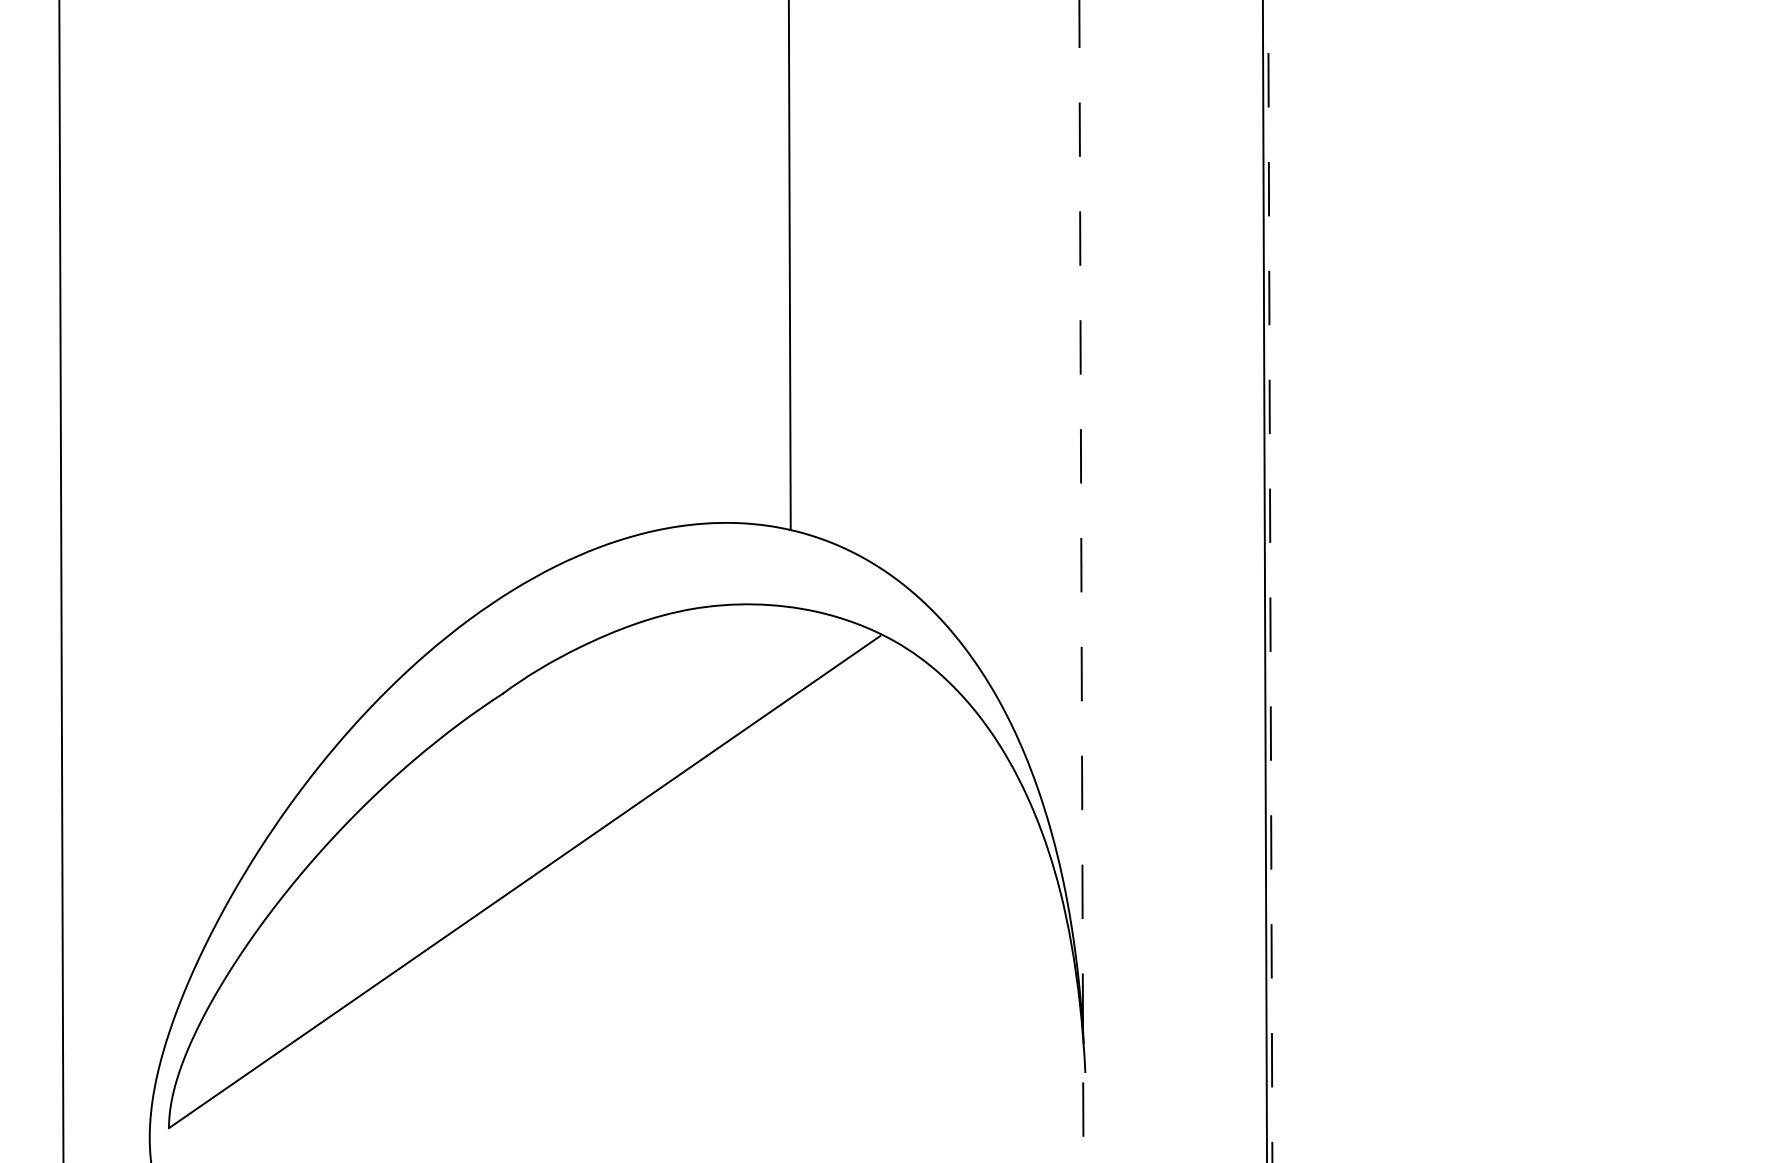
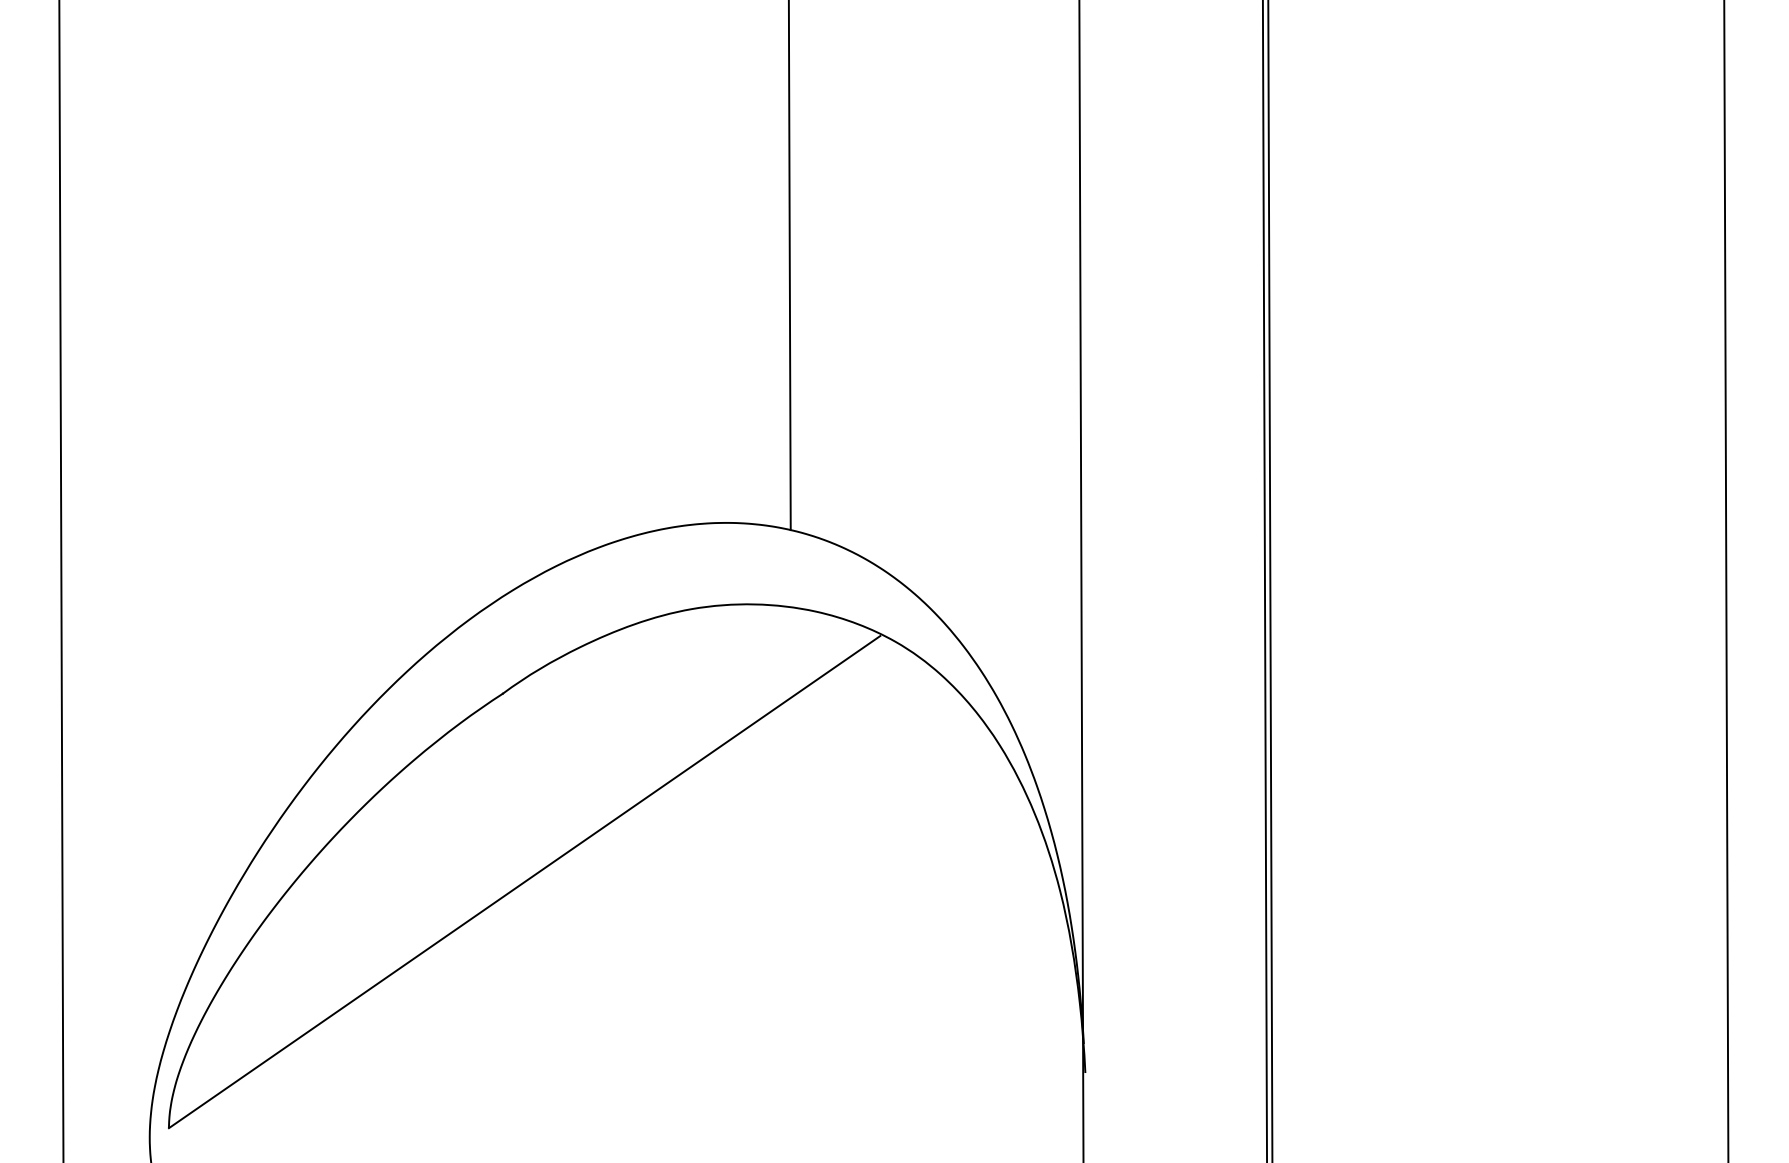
line: none -> present (1726, 580)
line: dashed -> solid (1081, 581)
line: dashed -> solid (1270, 581)
